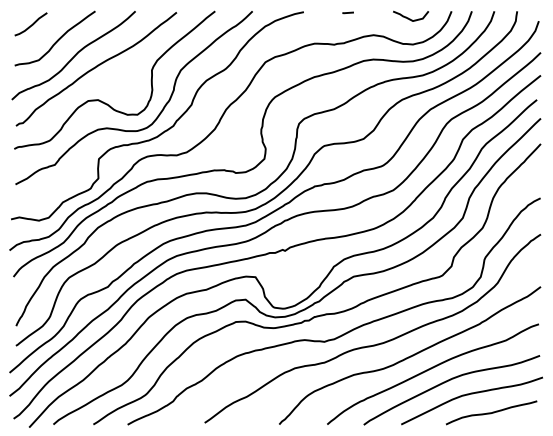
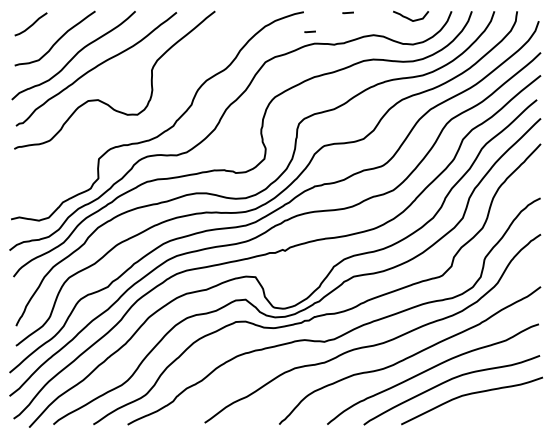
line: none -> present (309, 31)
curve: present -> none (157, 115)
curve: present -> none (491, 412)
